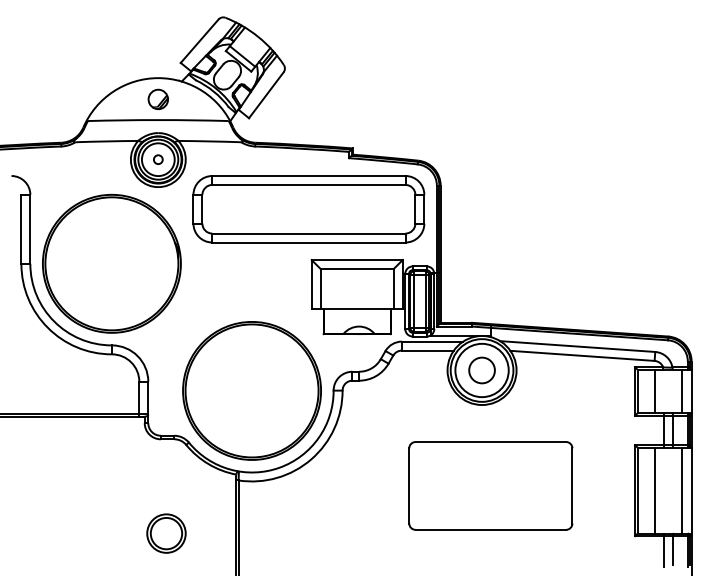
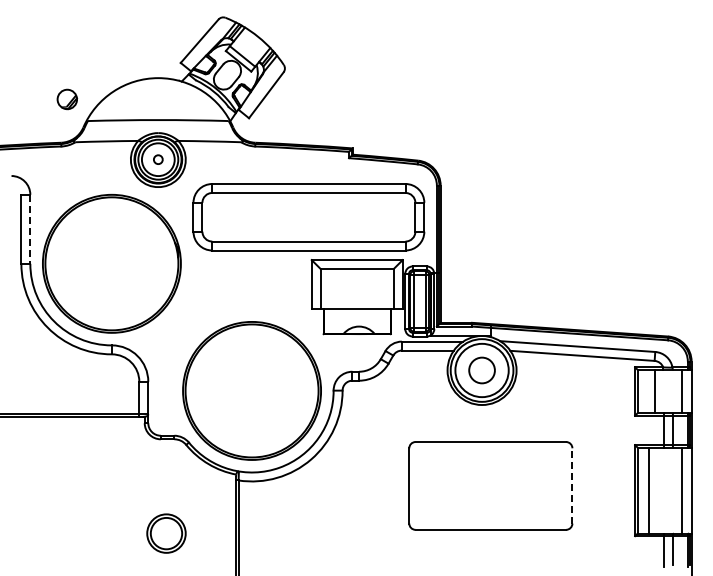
part position: (158, 99) -> (67, 99) (67, 99)
part position: (308, 209) -> (308, 217) (308, 217)
line: solid -> dashed (30, 229)
line: solid -> dashed (572, 485)
line position: (654, 490) -> (648, 490) (648, 490)
